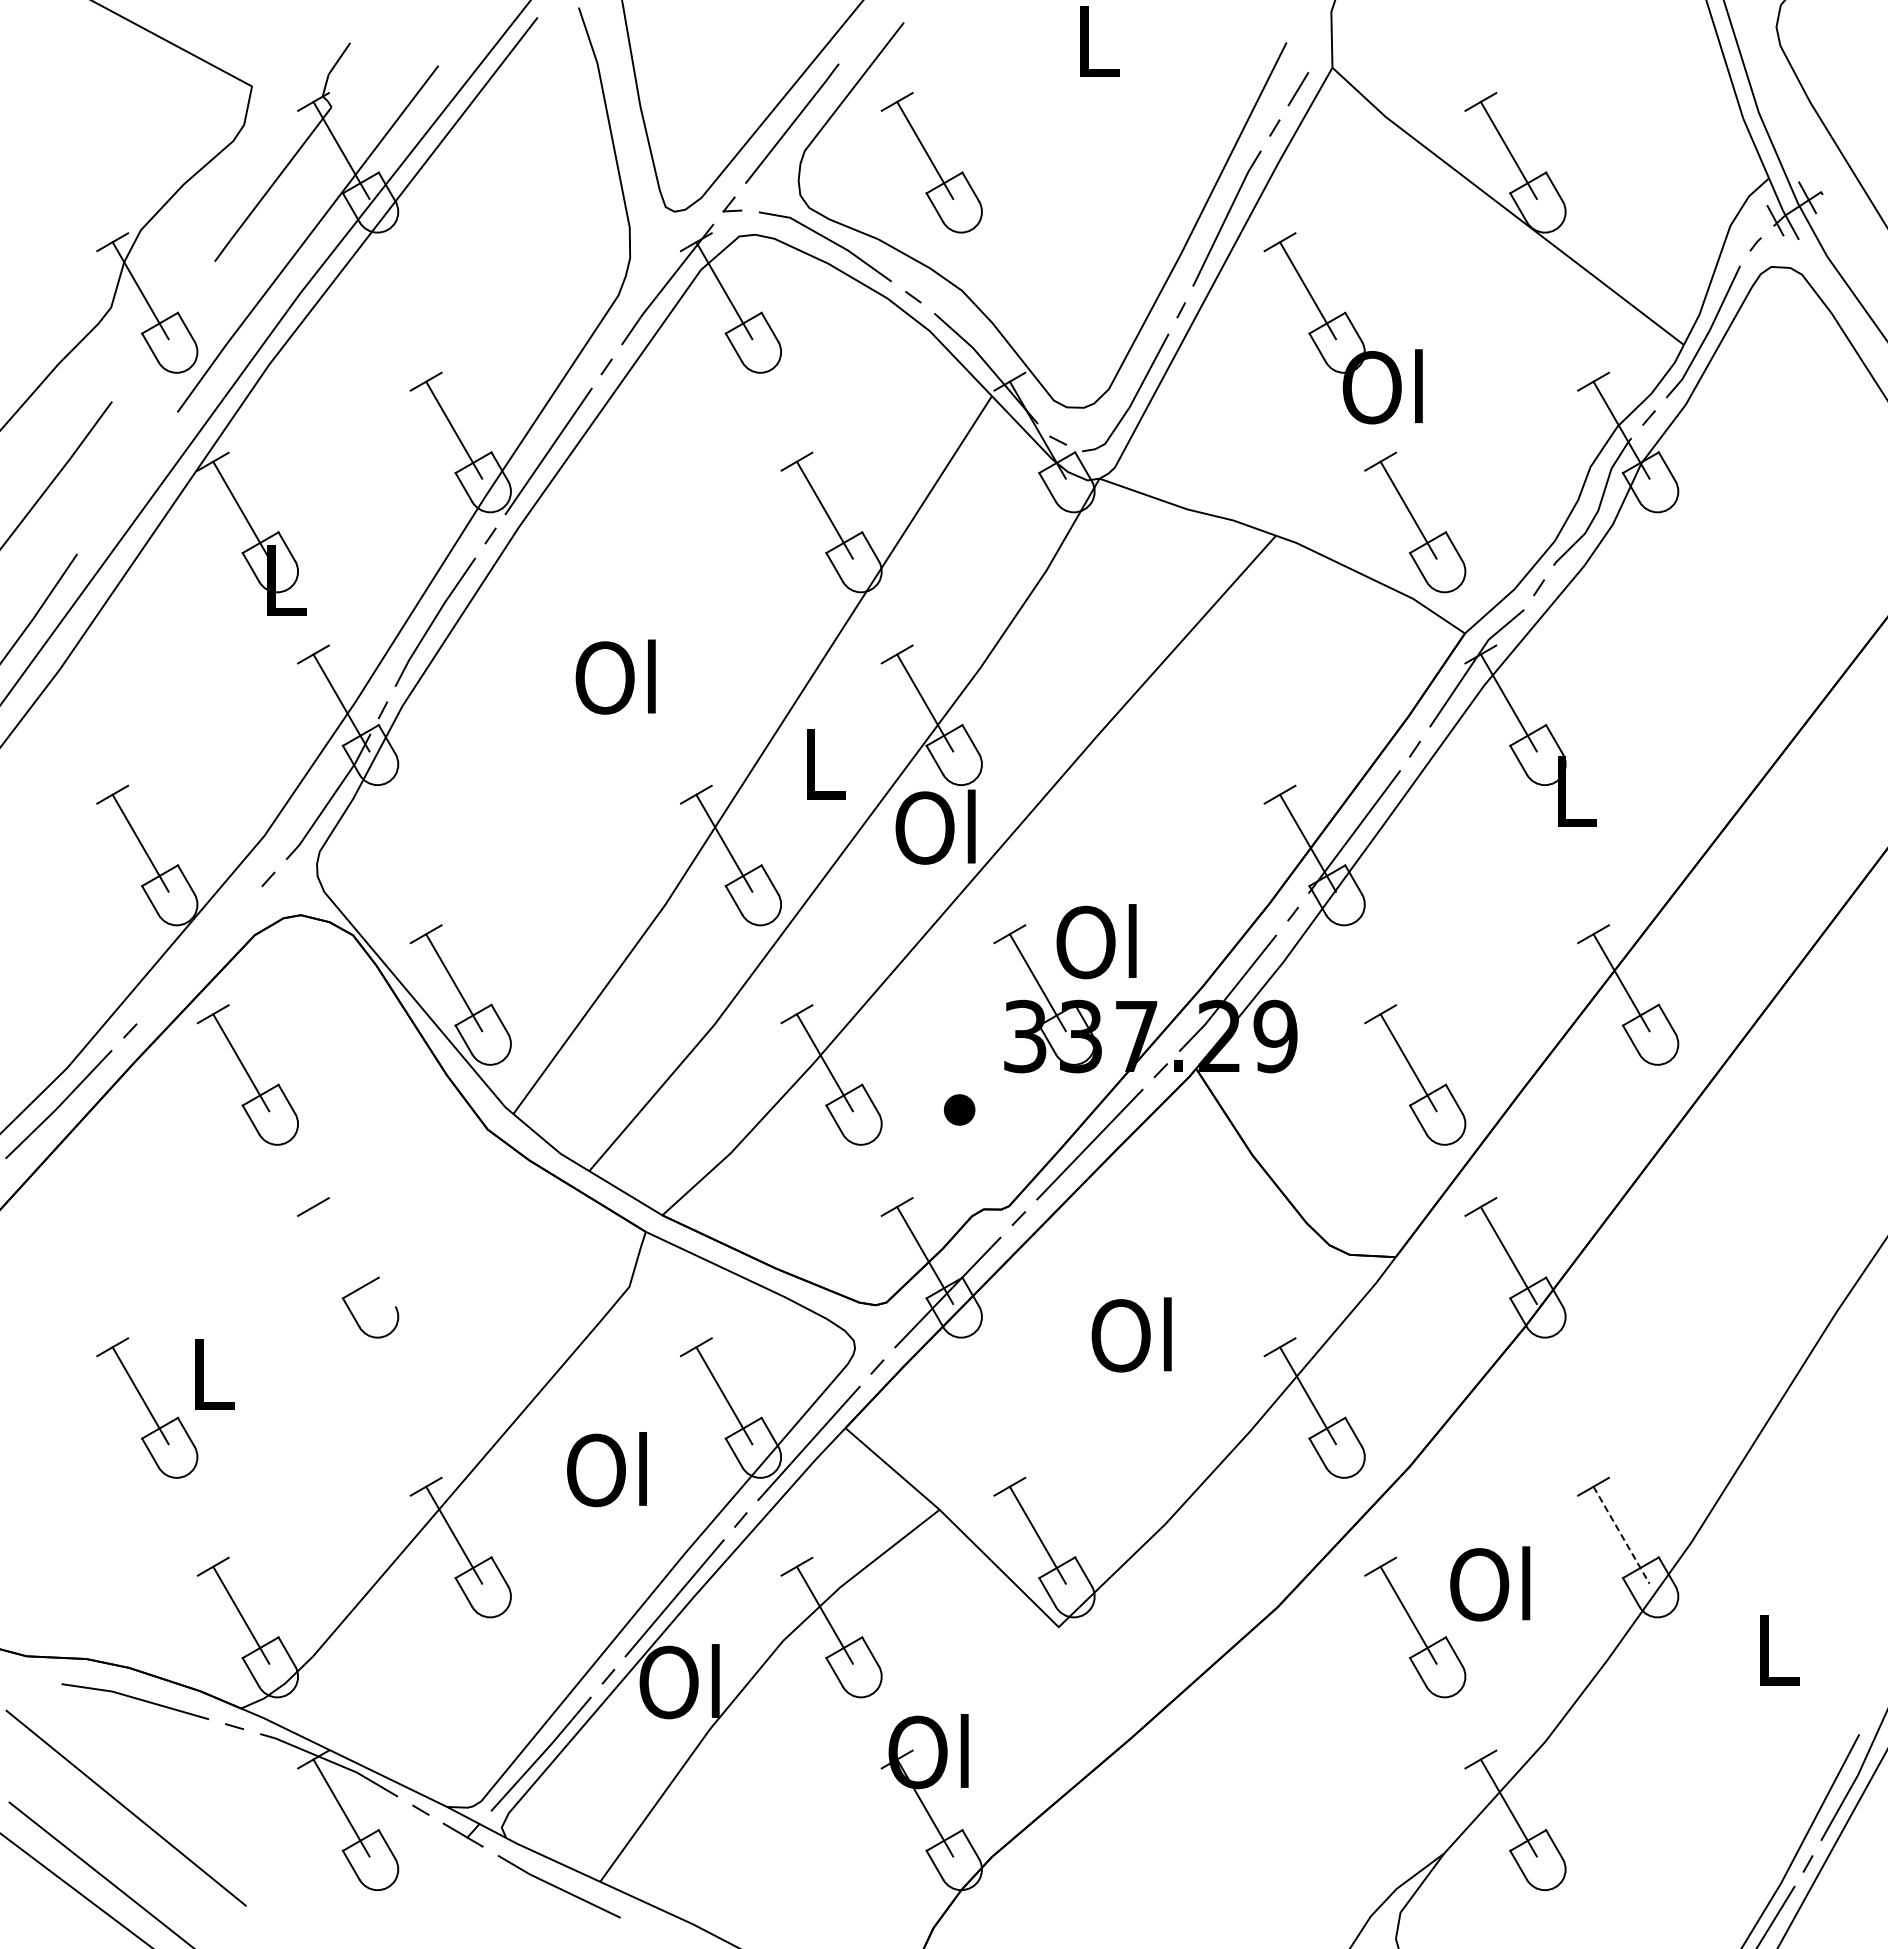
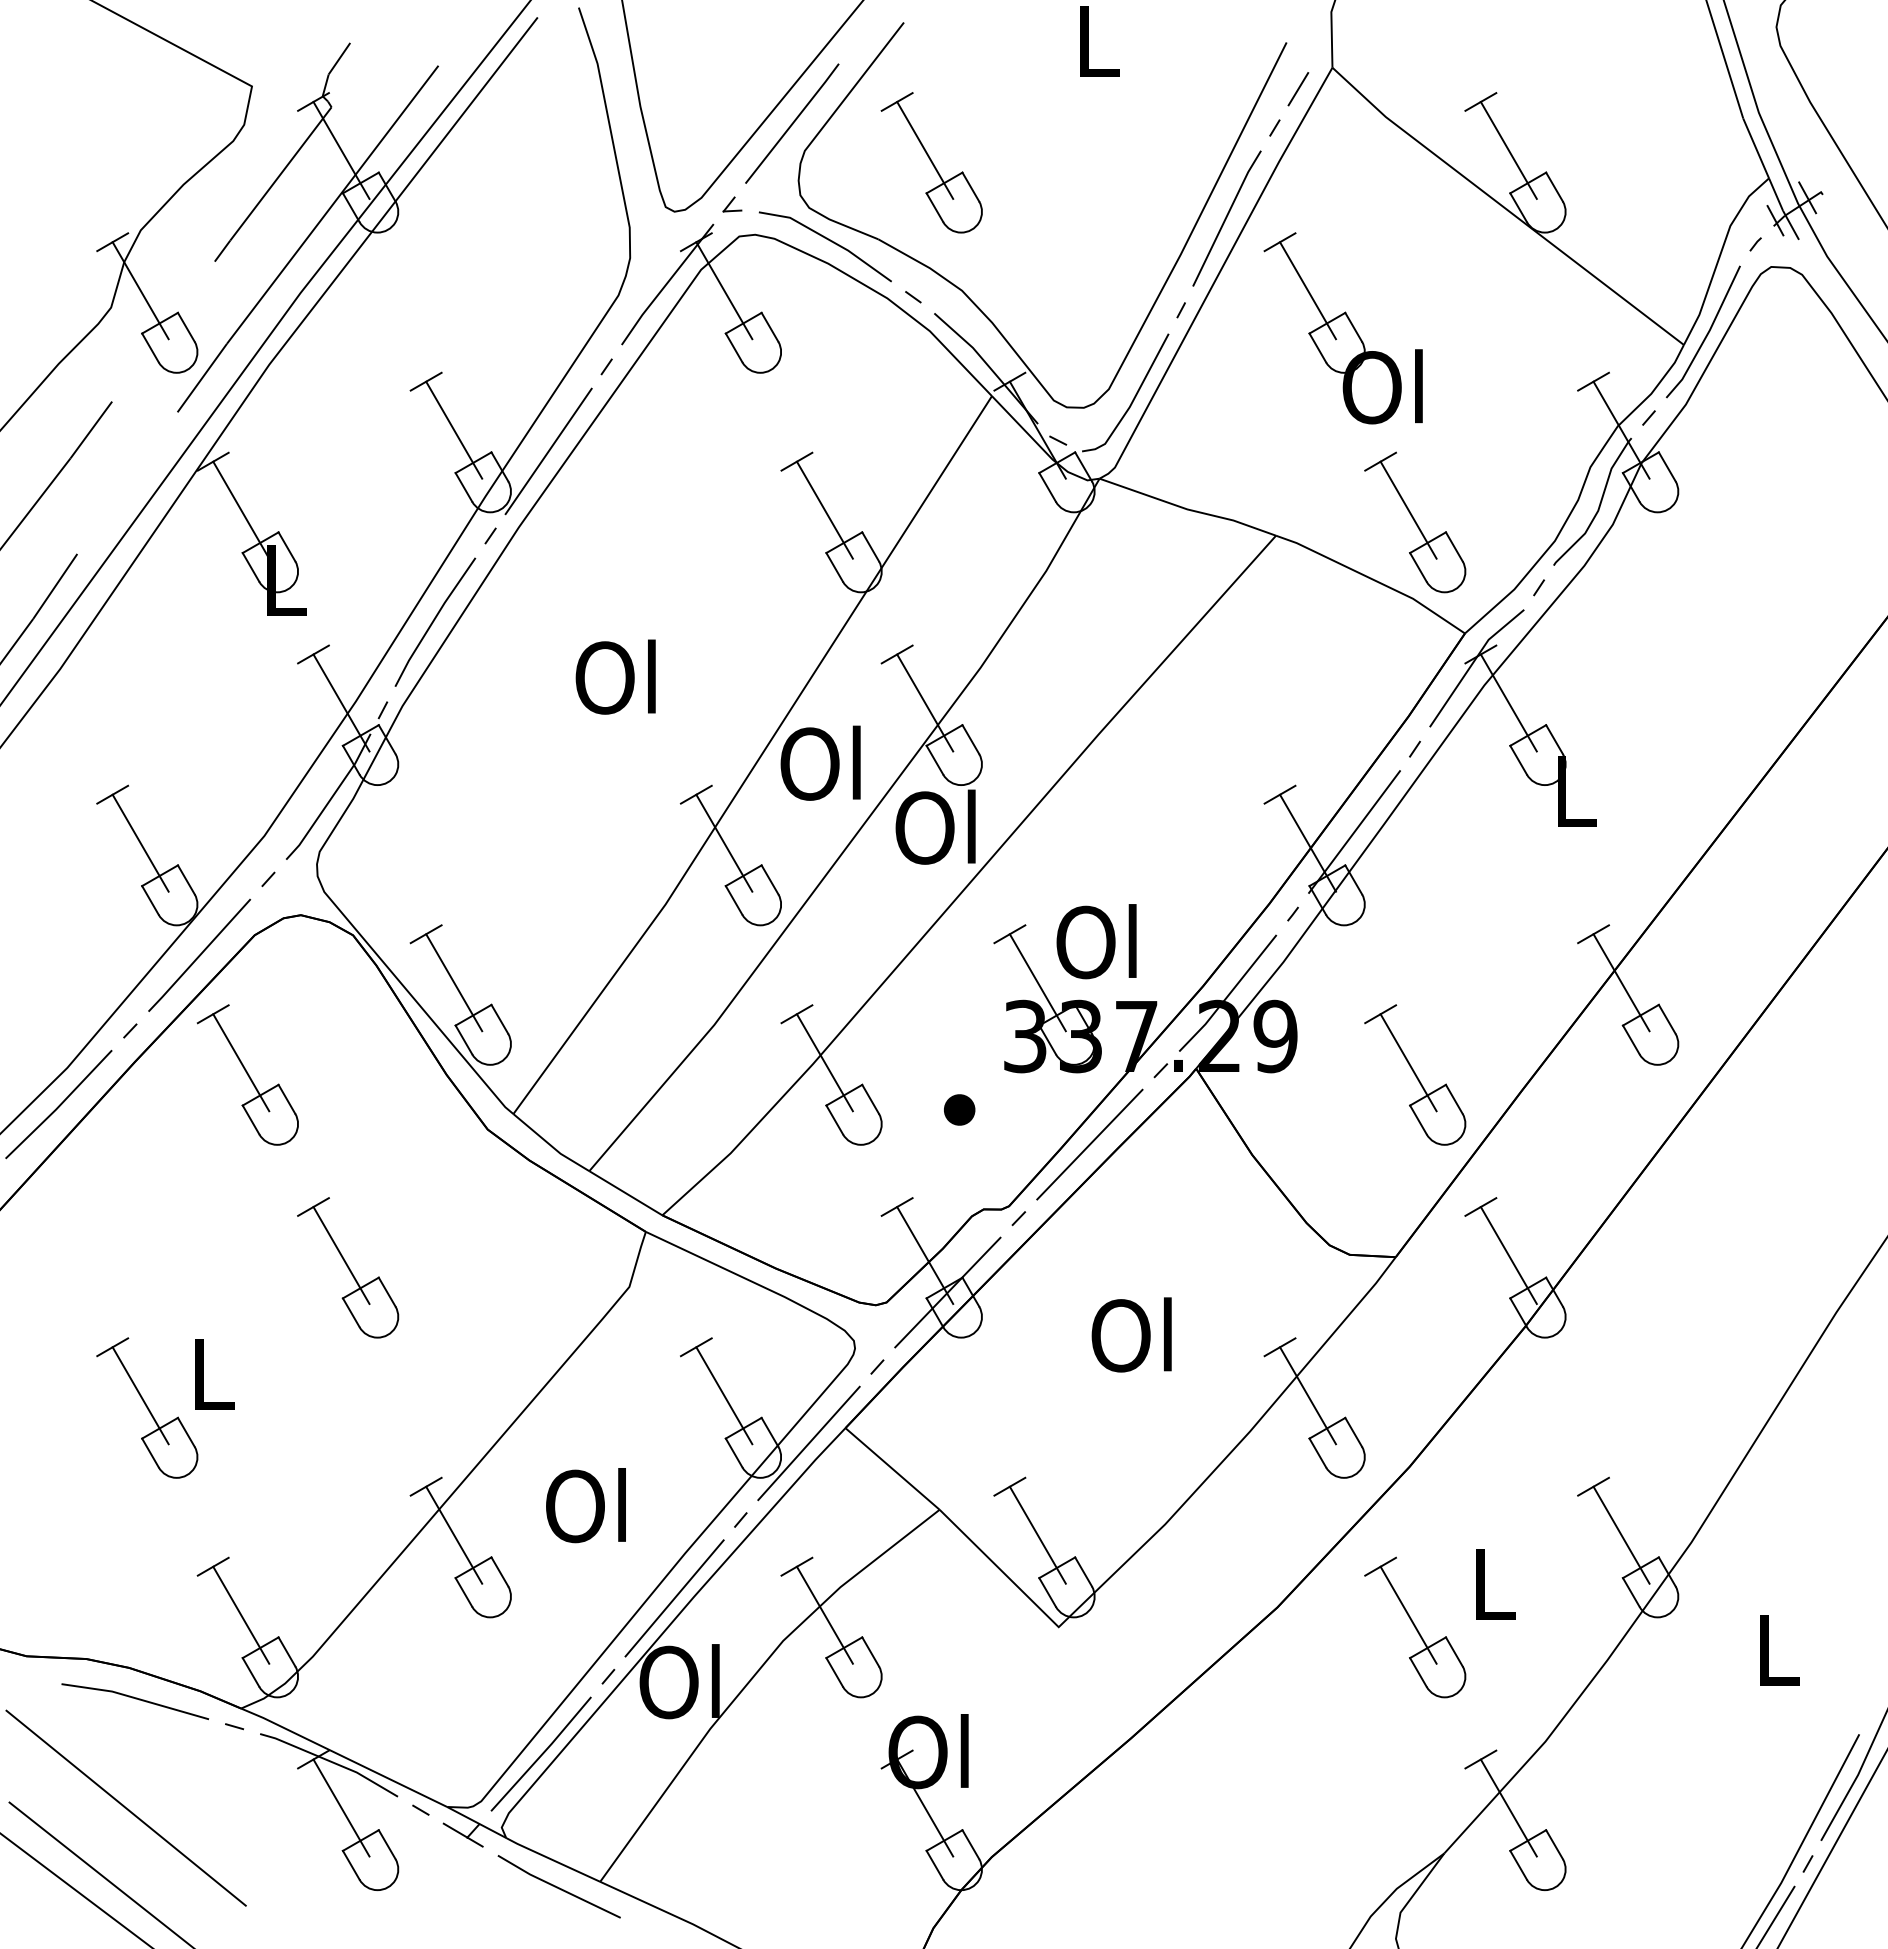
text: L -> Ol (820, 762)
line: none -> present (199, 954)
line: none -> present (341, 1255)
line: none -> present (386, 1291)
text position: (606, 1469) -> (585, 1505) (585, 1505)
line: dashed -> solid (1621, 1535)
text: Ol -> L (1490, 1583)
